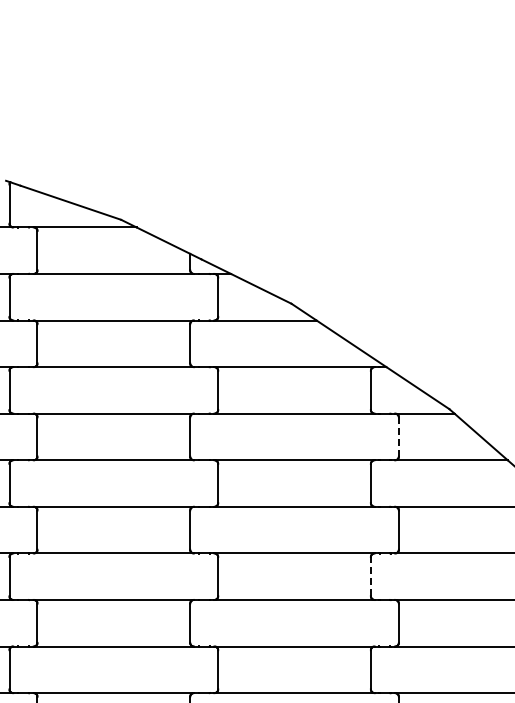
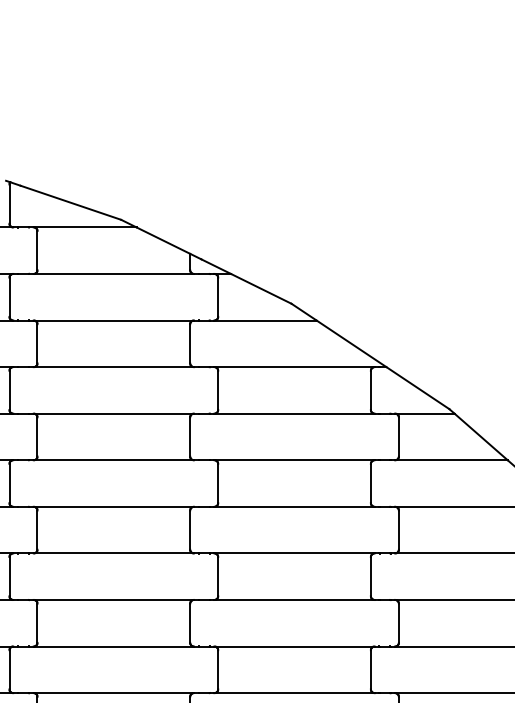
line: dashed -> solid (398, 436)
line: dashed -> solid (370, 576)
